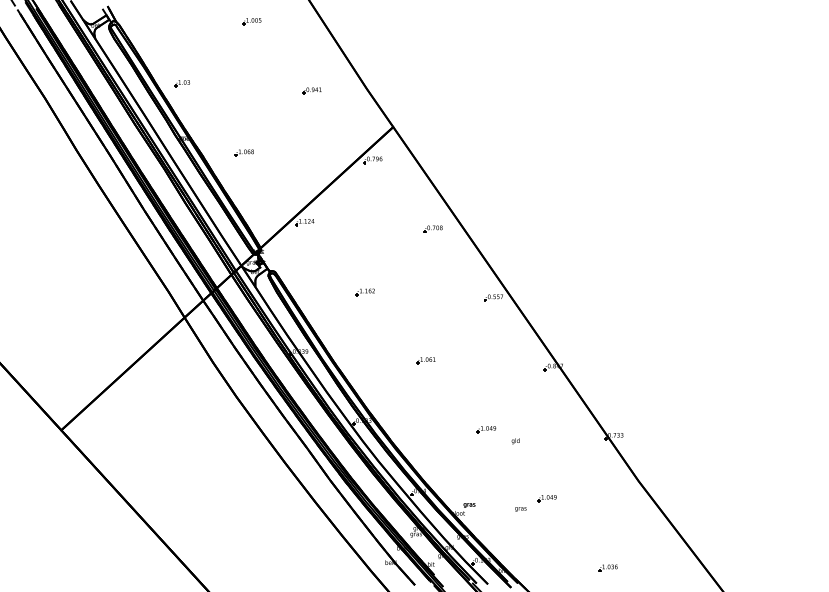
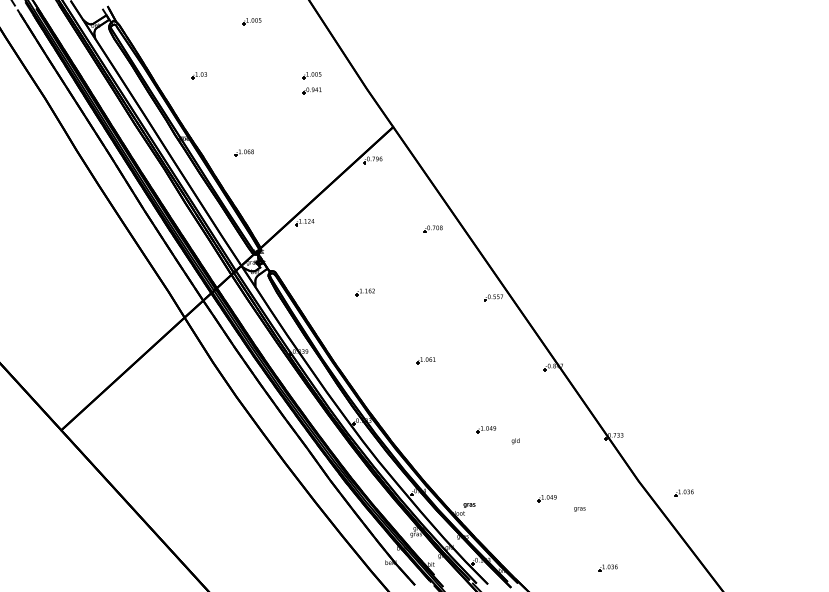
part: none -> present (311, 75)
part position: (181, 83) -> (198, 75) (198, 75)
part: none -> present (683, 492)
text position: (520, 509) -> (579, 509) (579, 509)
